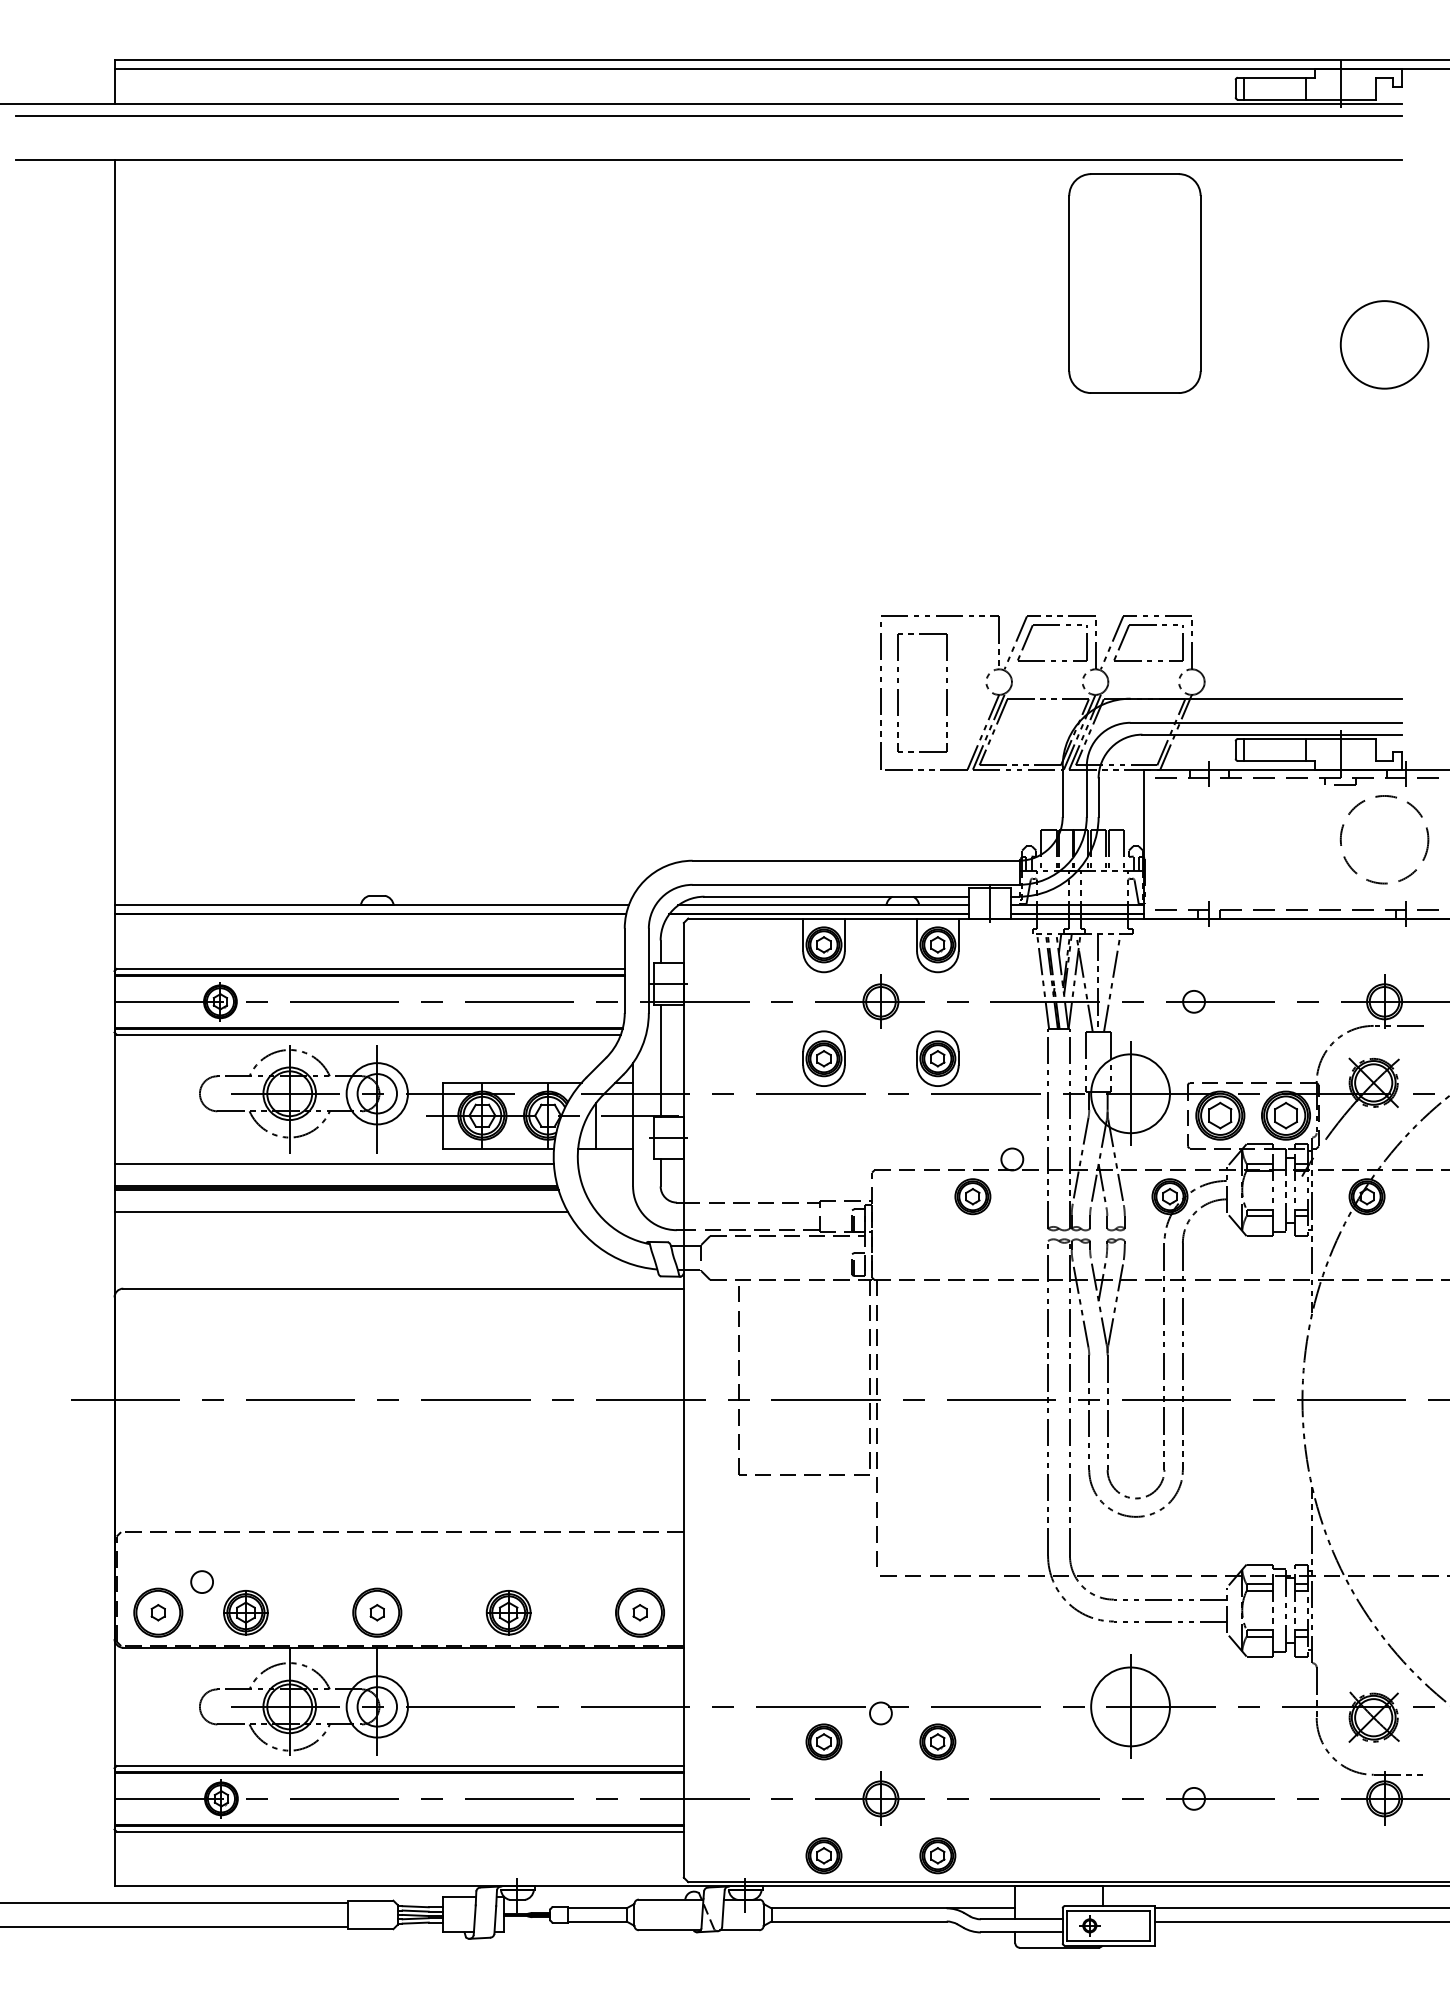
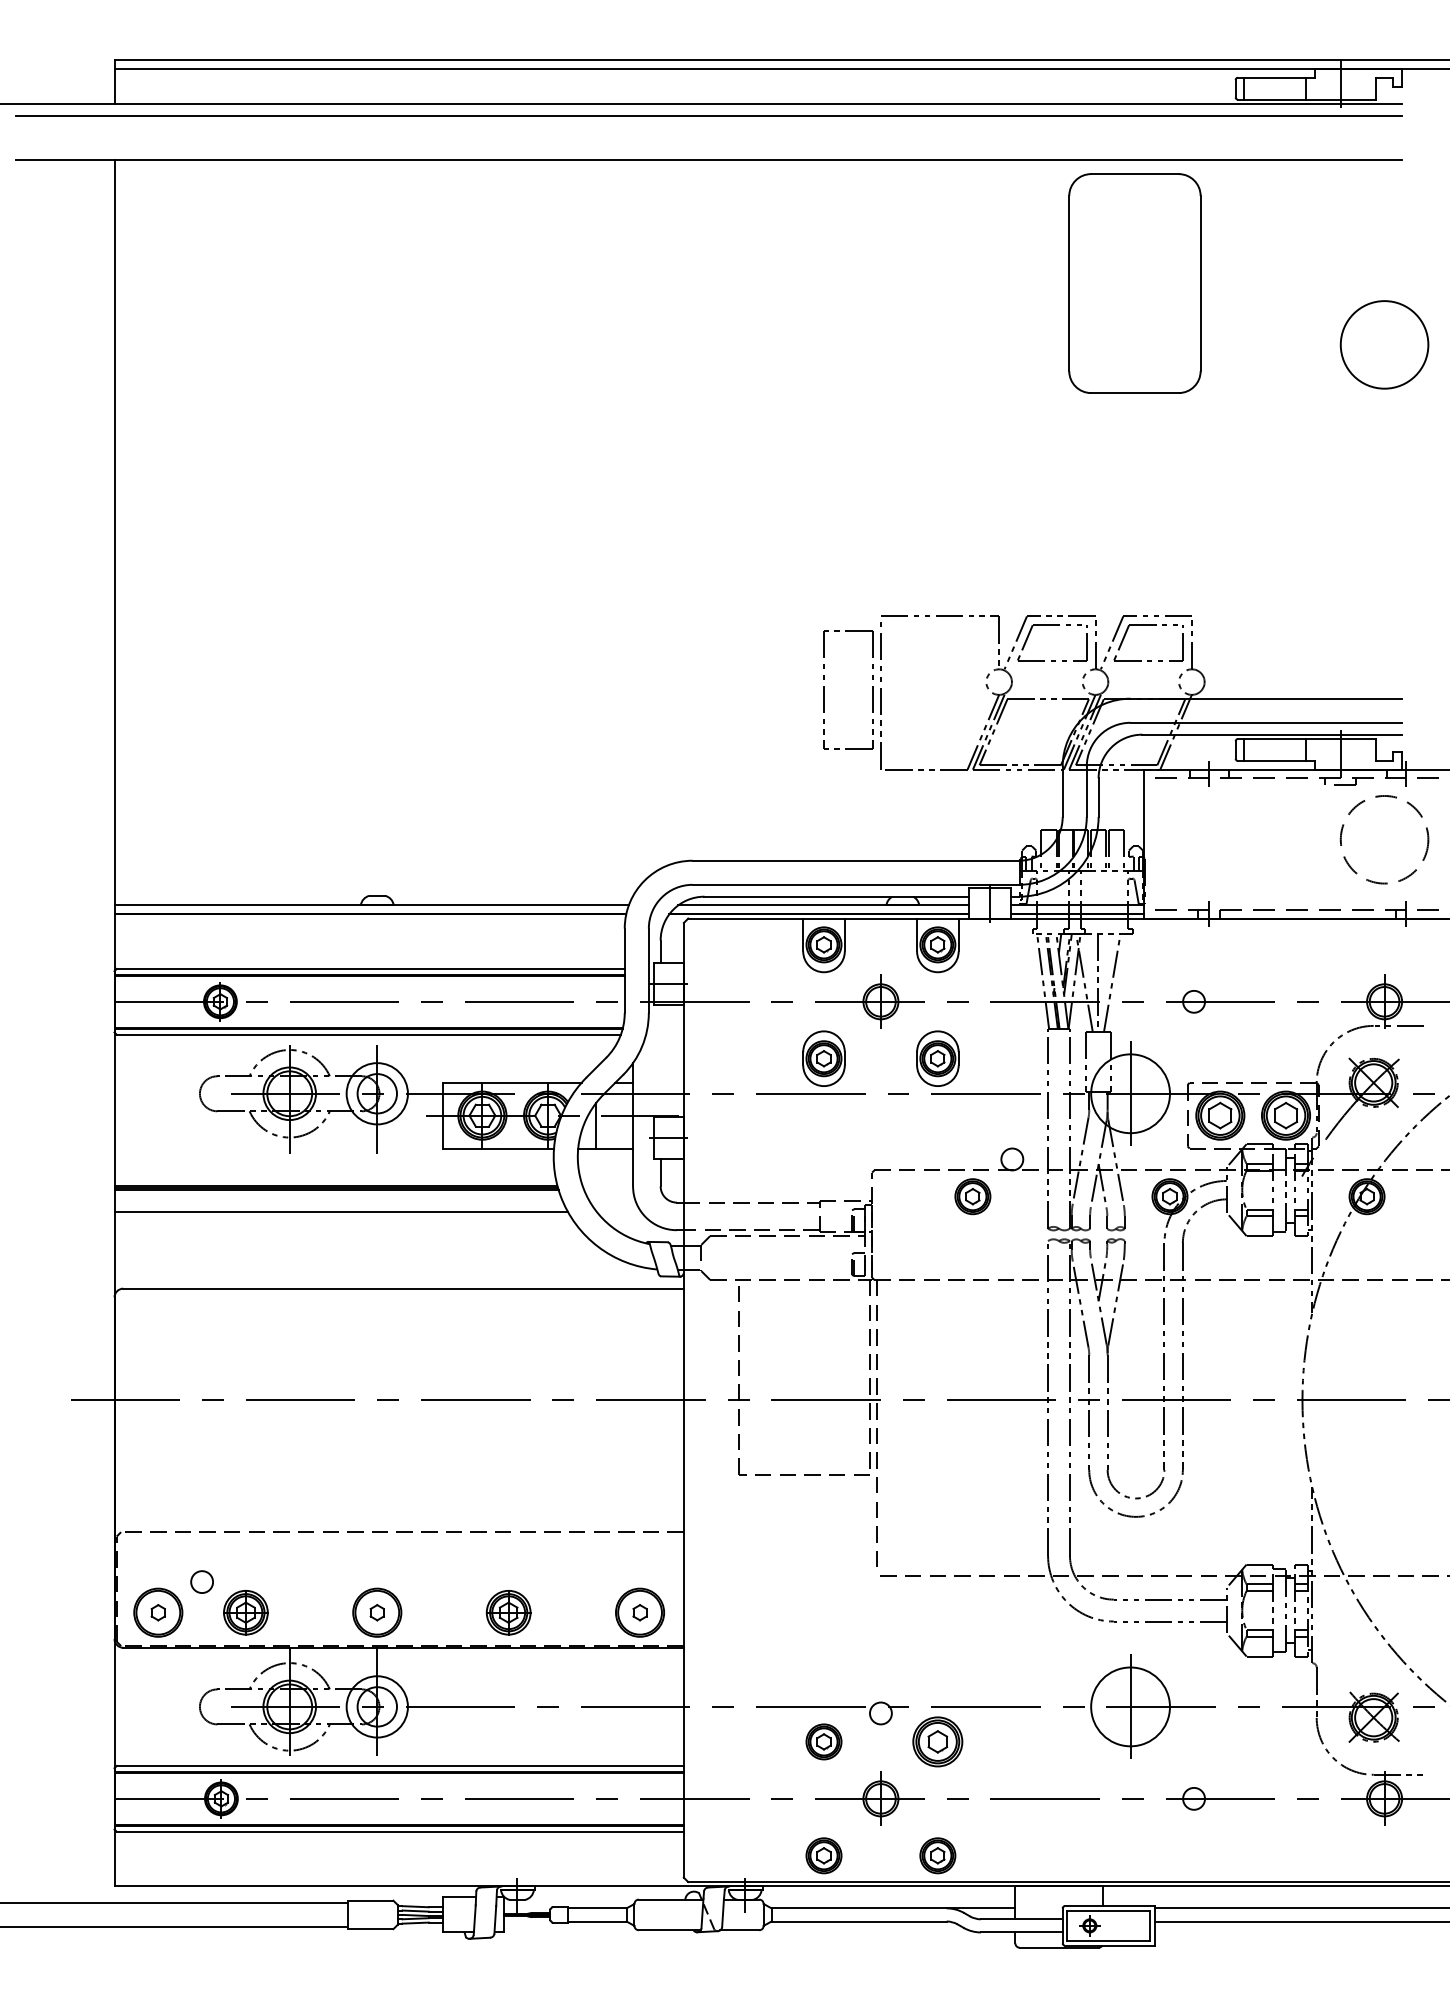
part position: (898, 692) -> (824, 689) (824, 689)
line: present -> none (660, 1060)
line: present -> none (333, 1163)
part size: 38x38 px -> 52x52 px (937, 1741)
